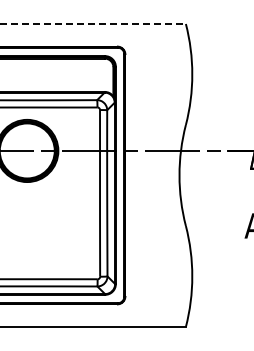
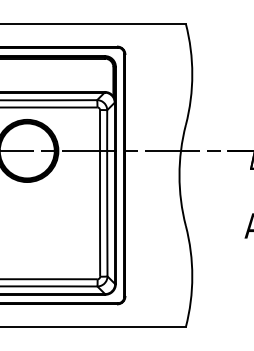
line: dashed -> solid (93, 24)
